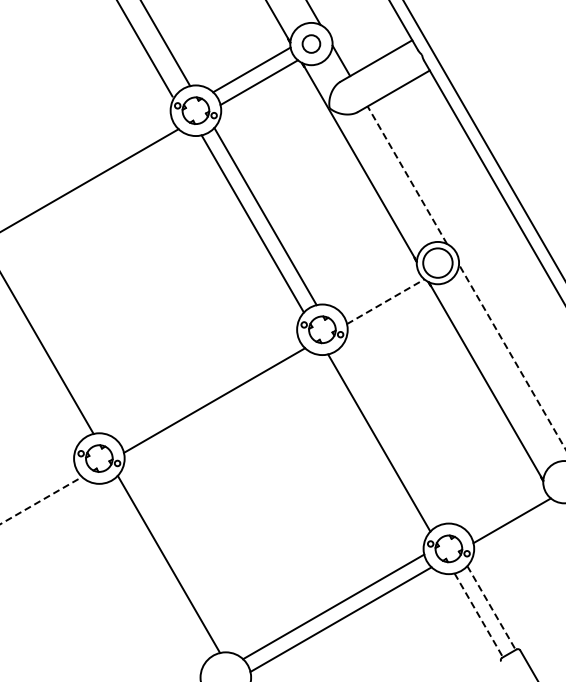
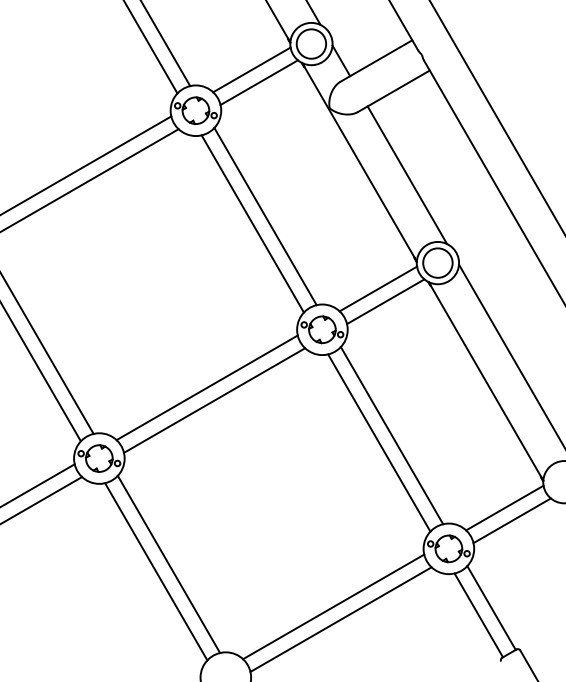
circle diameter: 18 px -> 29 px (311, 43)
line position: (145, 49) -> (150, 47) (150, 47)
line position: (483, 139) -> (496, 116) (496, 116)
line: none -> present (86, 165)
line: dashed -> solid (407, 174)
line: none -> present (378, 288)
line: dashed -> solid (385, 301)
line: dashed -> solid (512, 357)
line: none -> present (41, 372)
line: none -> present (206, 387)
line: none -> present (391, 435)
line: none -> present (38, 484)
line: dashed -> solid (41, 500)
line: none -> present (504, 507)
line: none -> present (156, 571)
line: dashed -> solid (491, 608)
line: dashed -> solid (479, 615)
